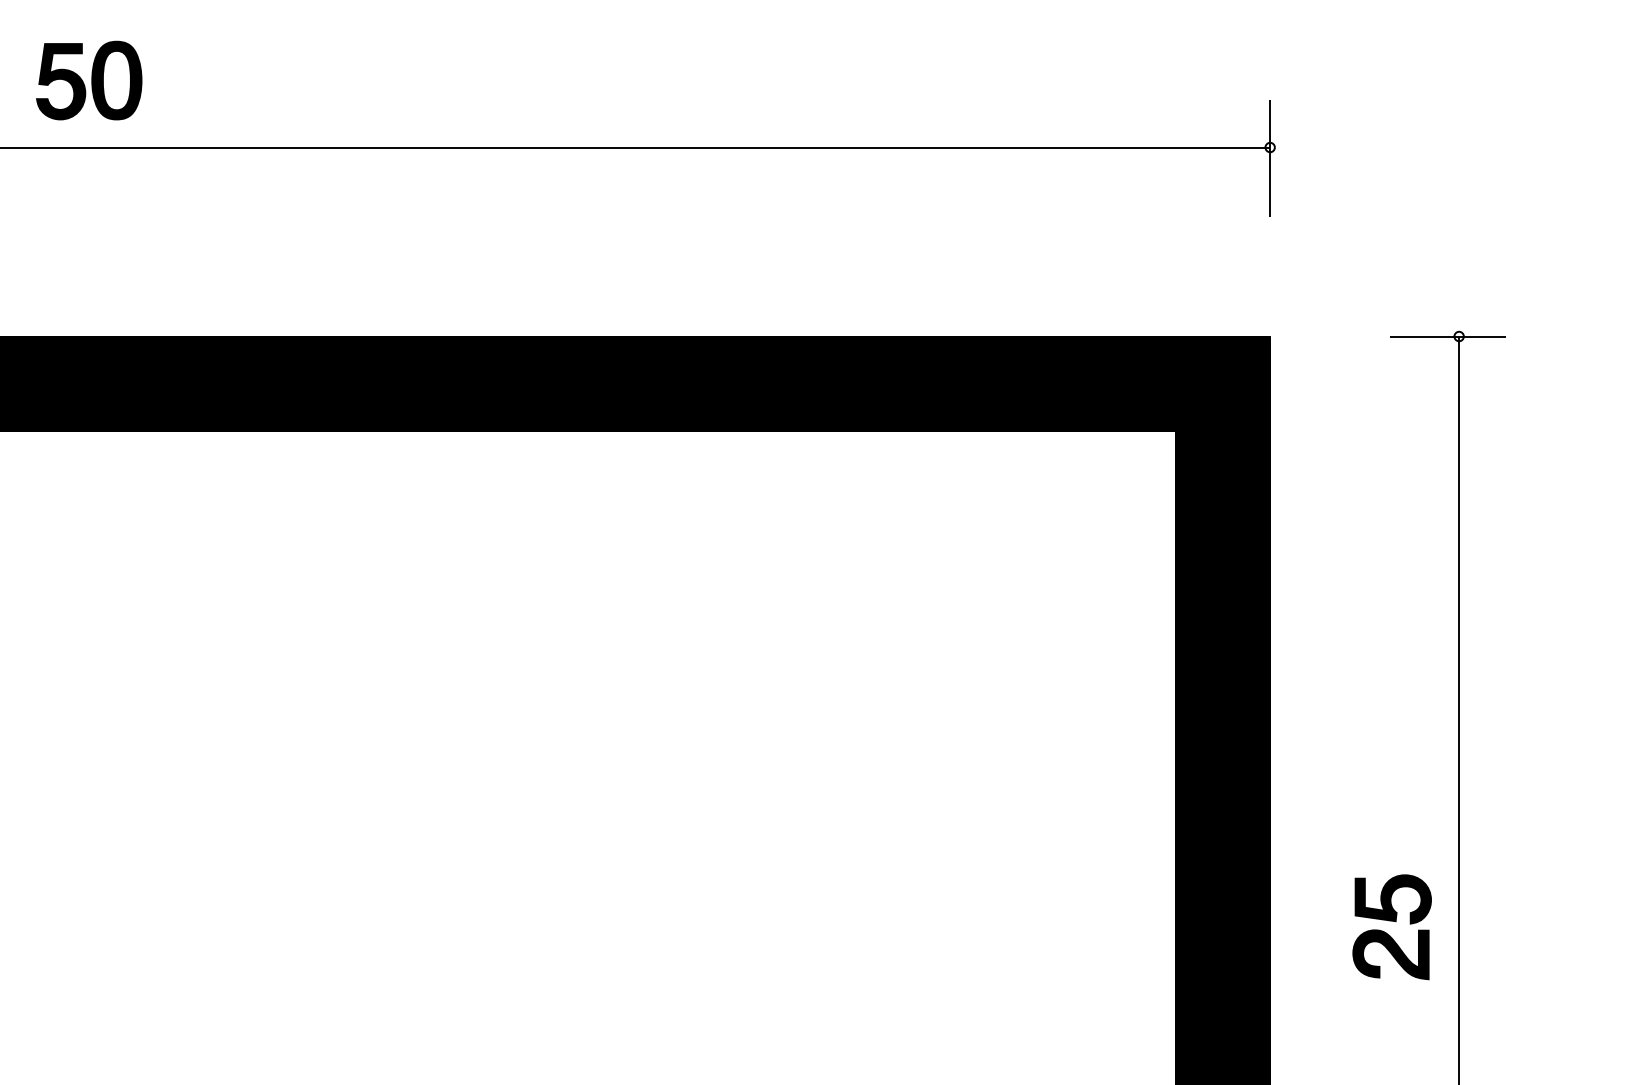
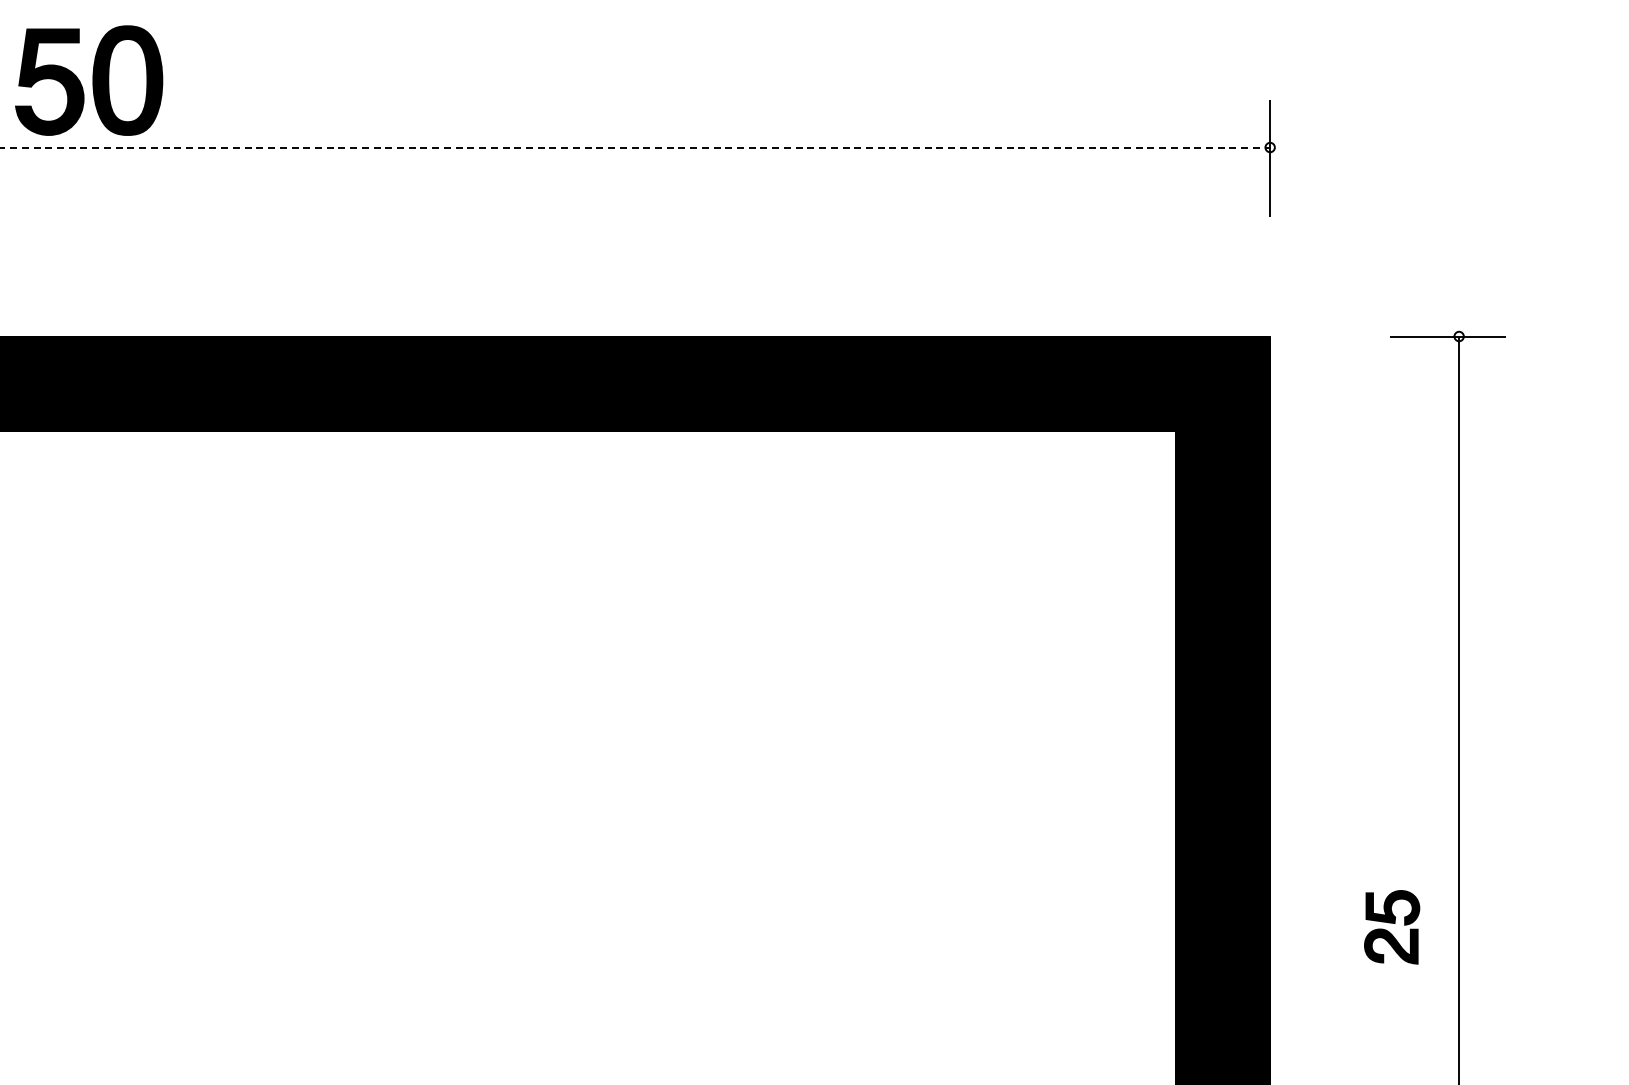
part size: 107x81 px -> 149x111 px (89, 80)
line: solid -> dashed (635, 147)
part size: 80x107 px -> 57x75 px (1392, 927)
